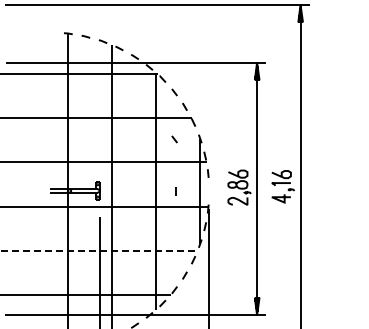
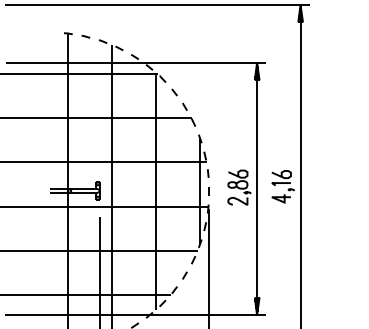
line: present -> none (174, 139)
line position: (175, 191) -> (208, 191) (208, 191)
line: dashed -> solid (99, 250)
